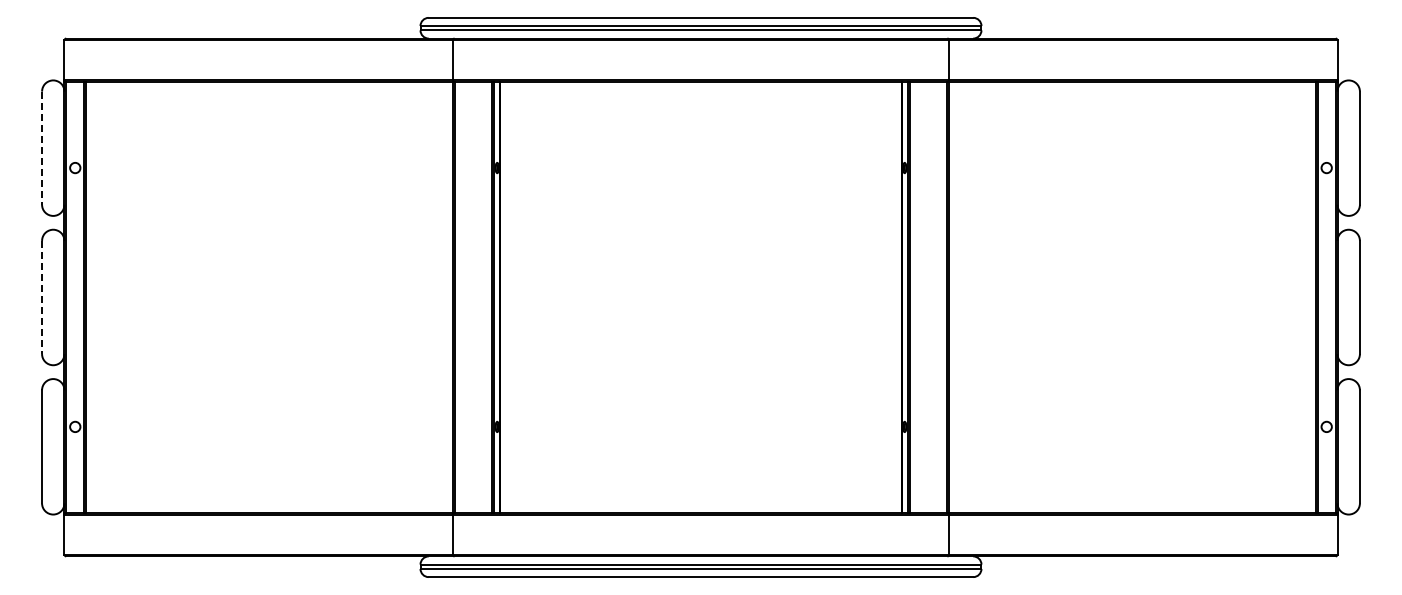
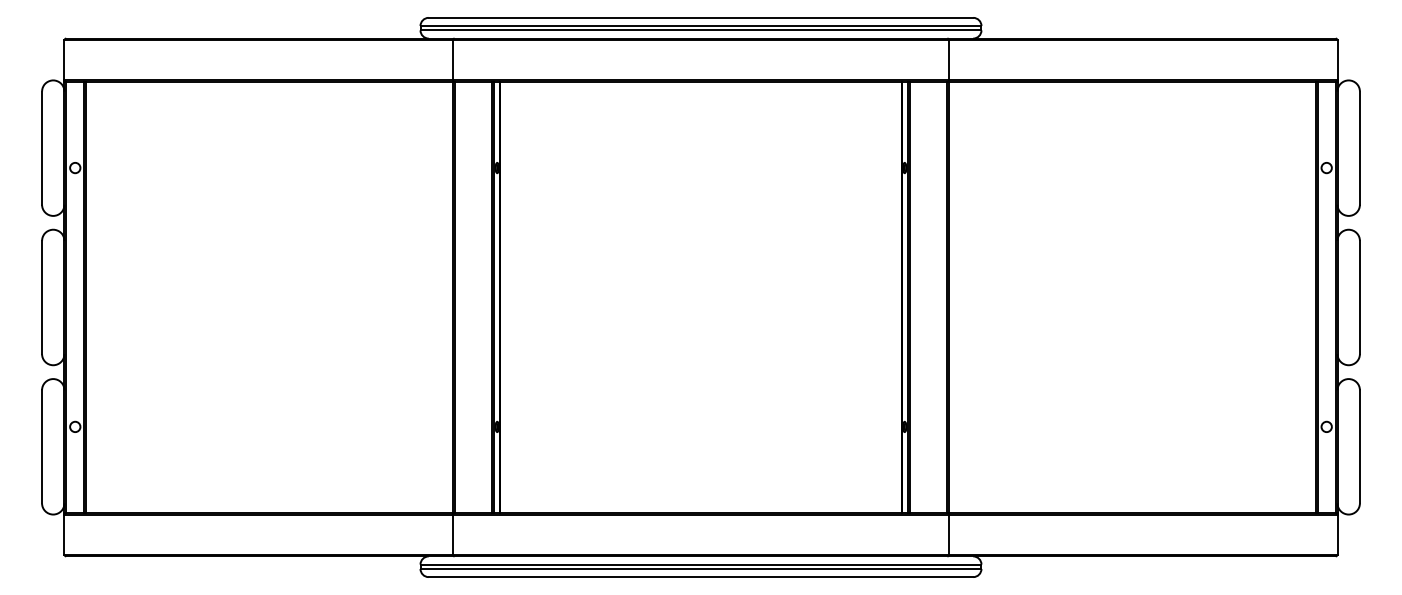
line: dashed -> solid (42, 148)
line: dashed -> solid (42, 297)
